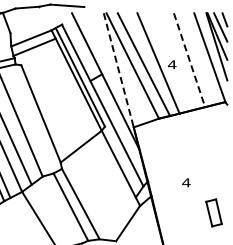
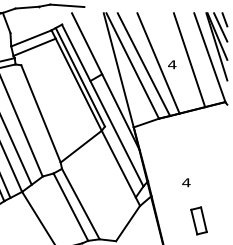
line: dashed -> solid (189, 60)
line: dashed -> solid (118, 70)
part position: (213, 212) -> (198, 220) (198, 220)
